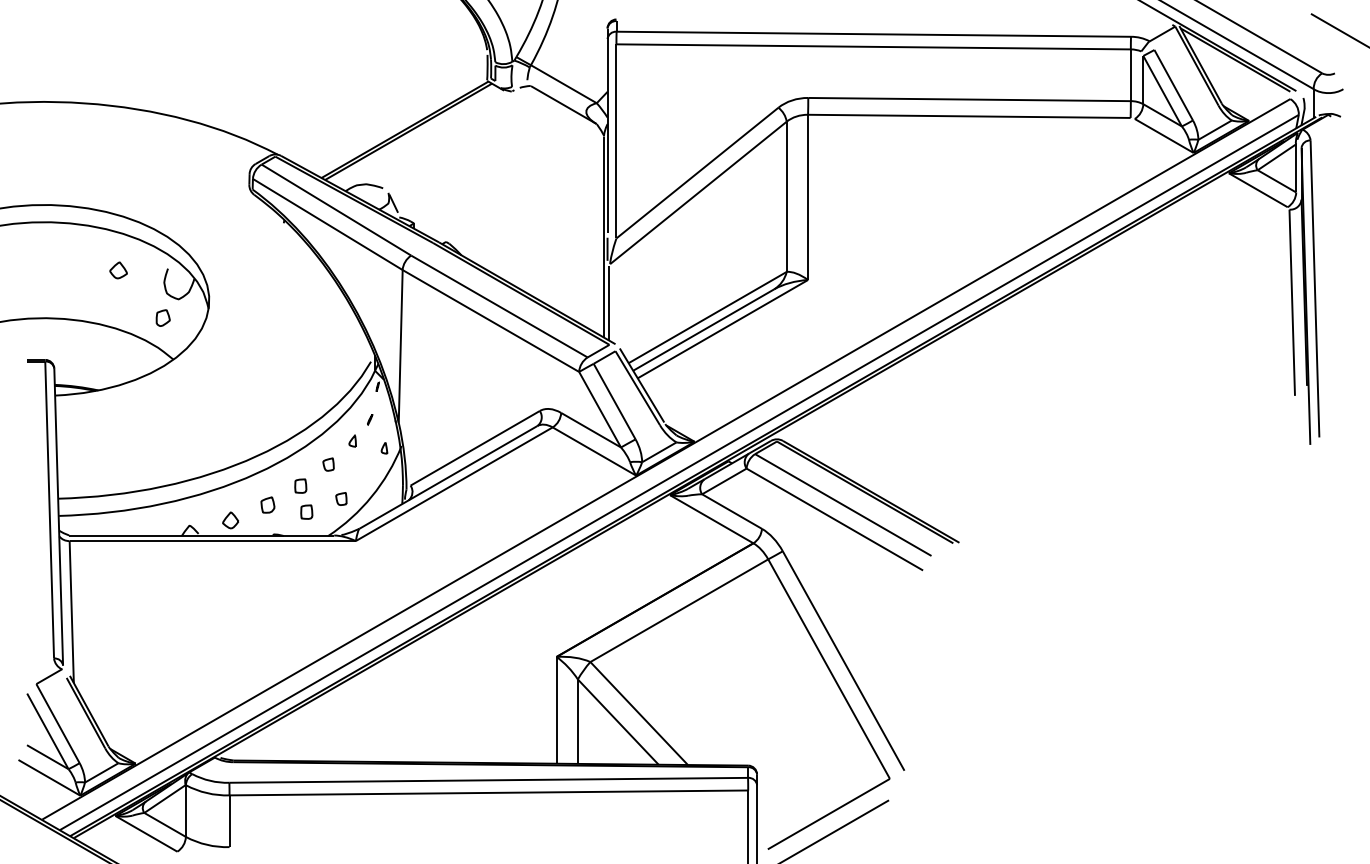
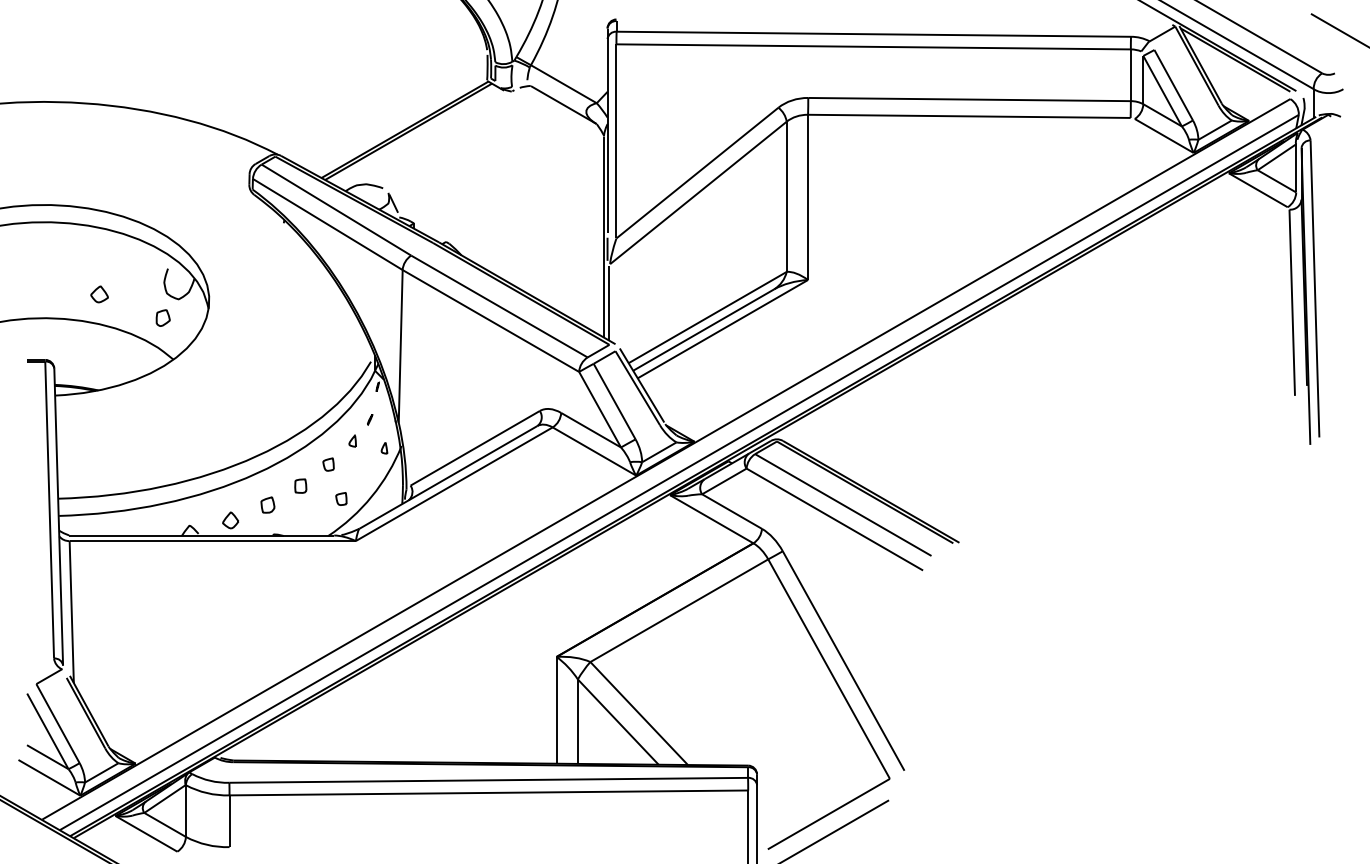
part position: (118, 270) -> (99, 294) (99, 294)
part: present -> none (306, 511)
